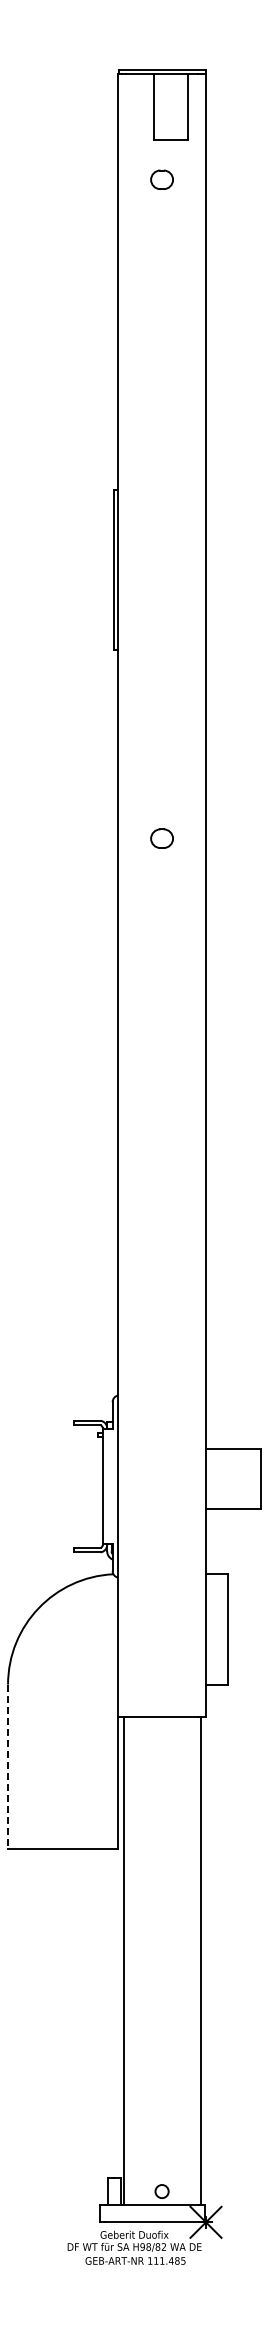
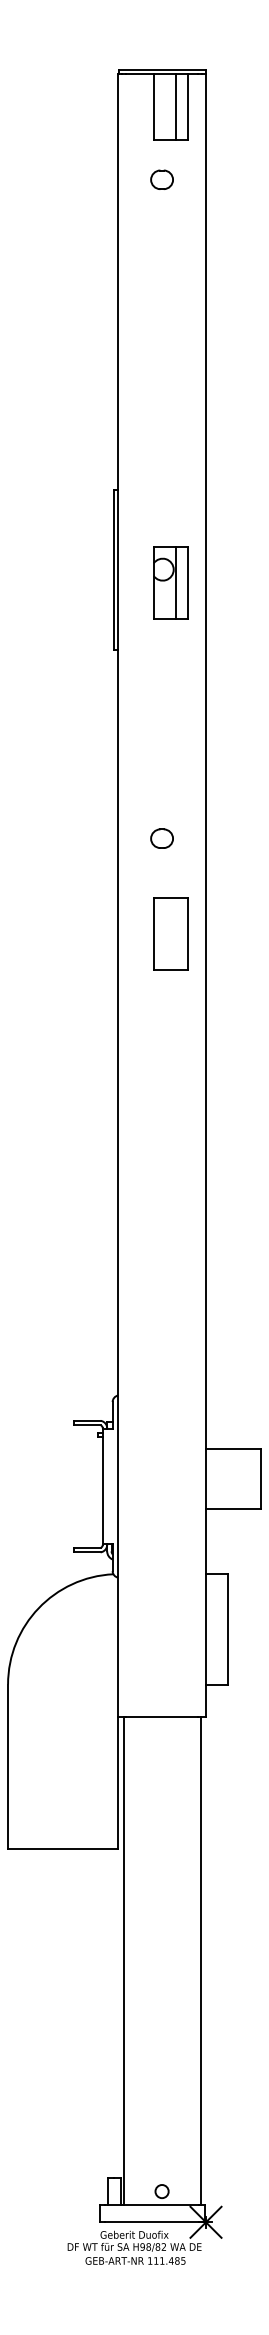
line: none -> present (176, 107)
part: none -> present (170, 582)
part: none -> present (170, 933)
line: dashed -> solid (8, 1767)
